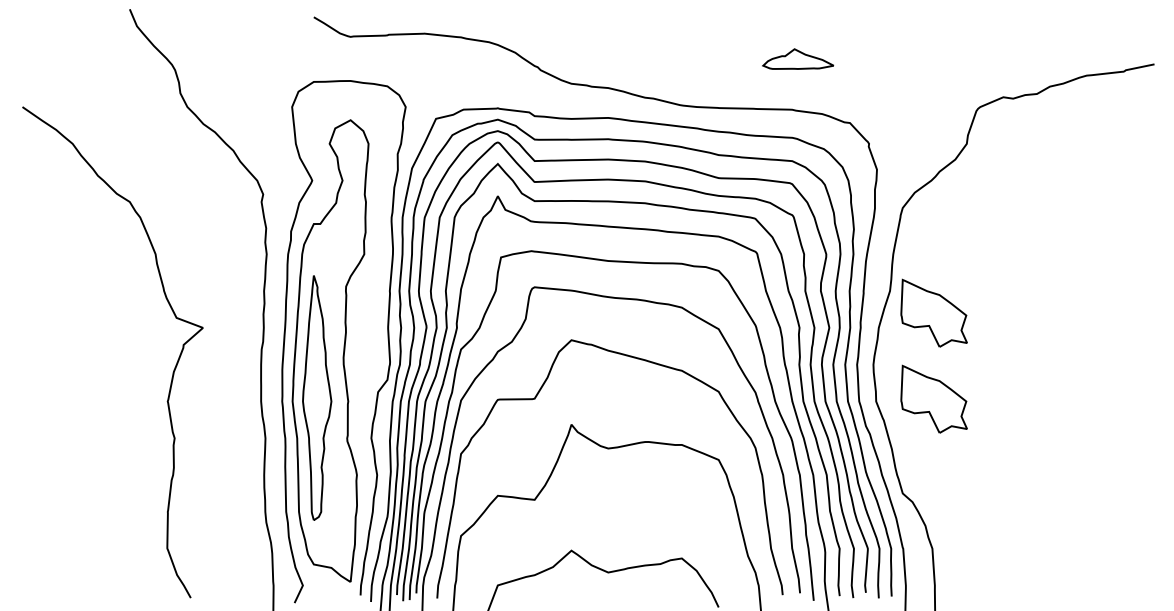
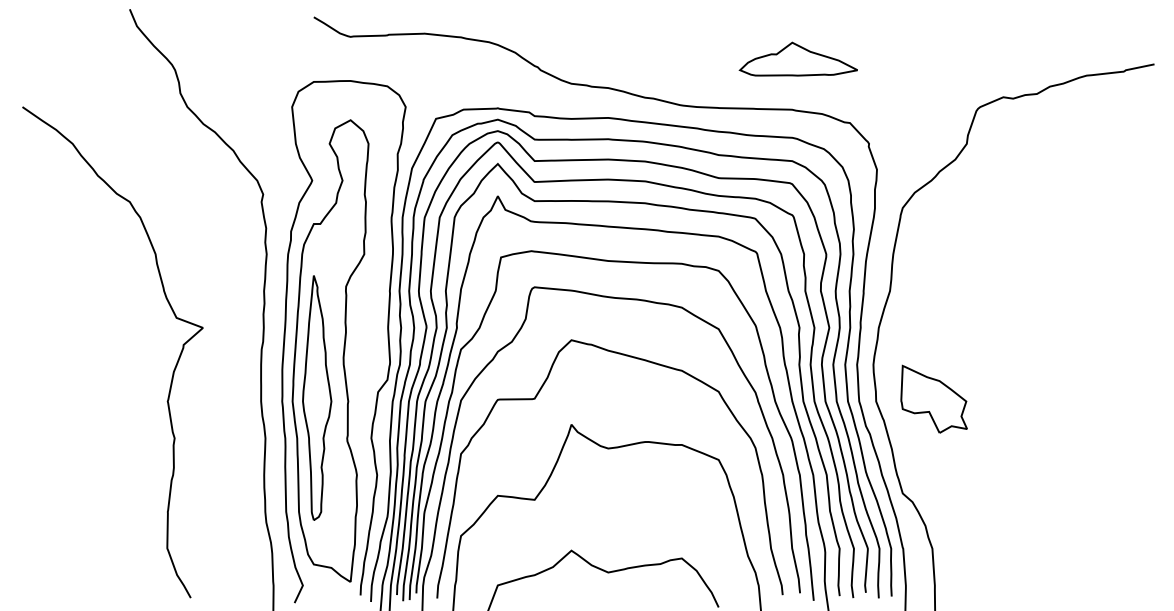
part size: 73x22 px -> 120x36 px (797, 58)
part: present -> none (933, 312)
